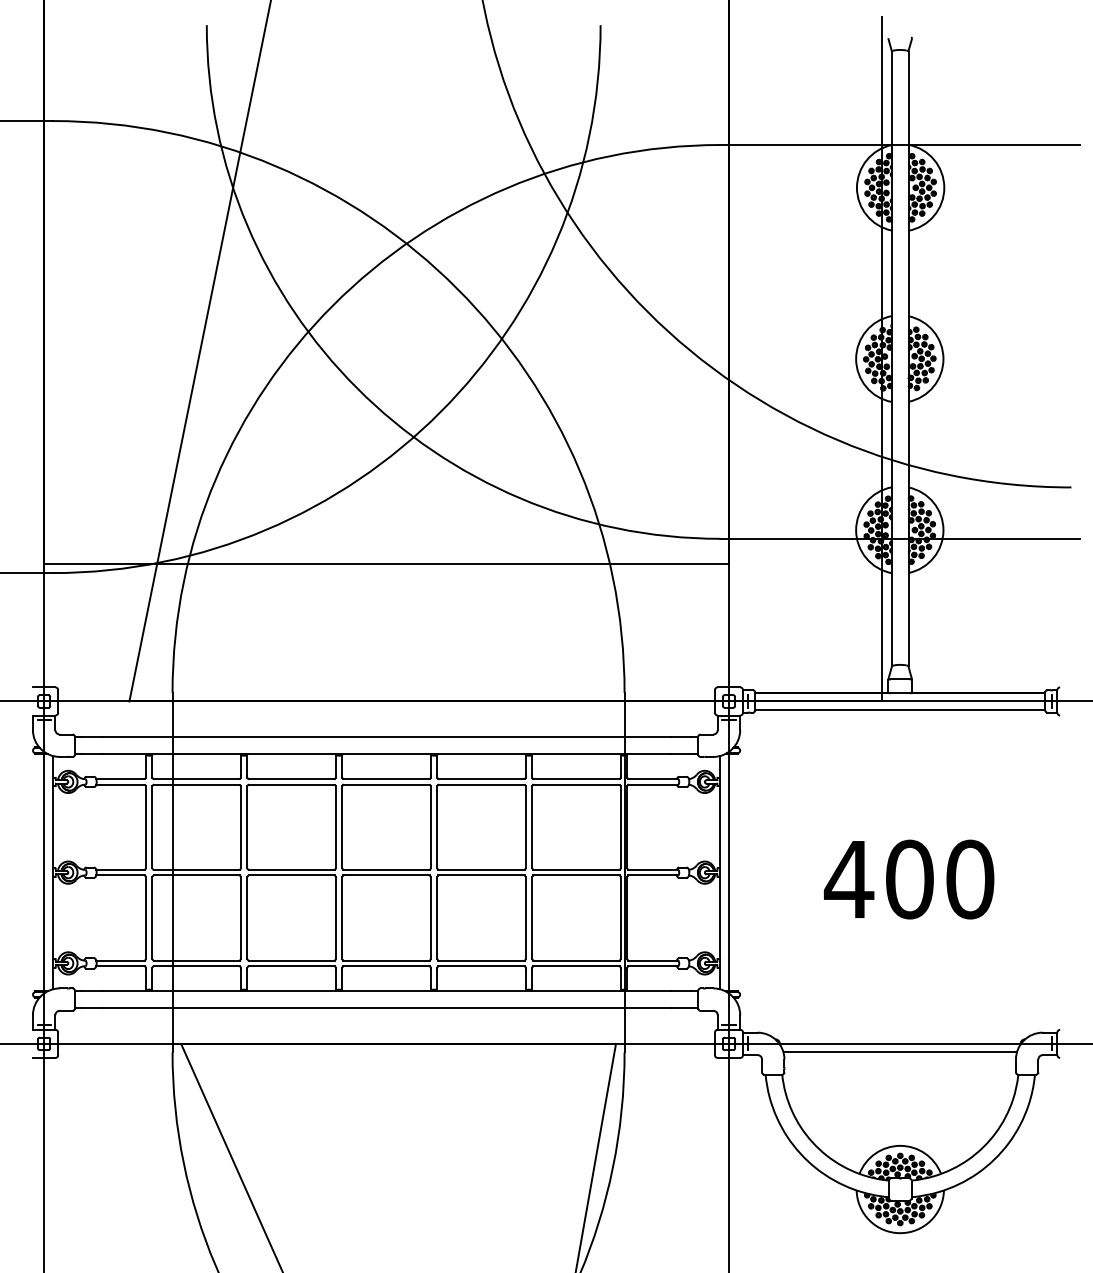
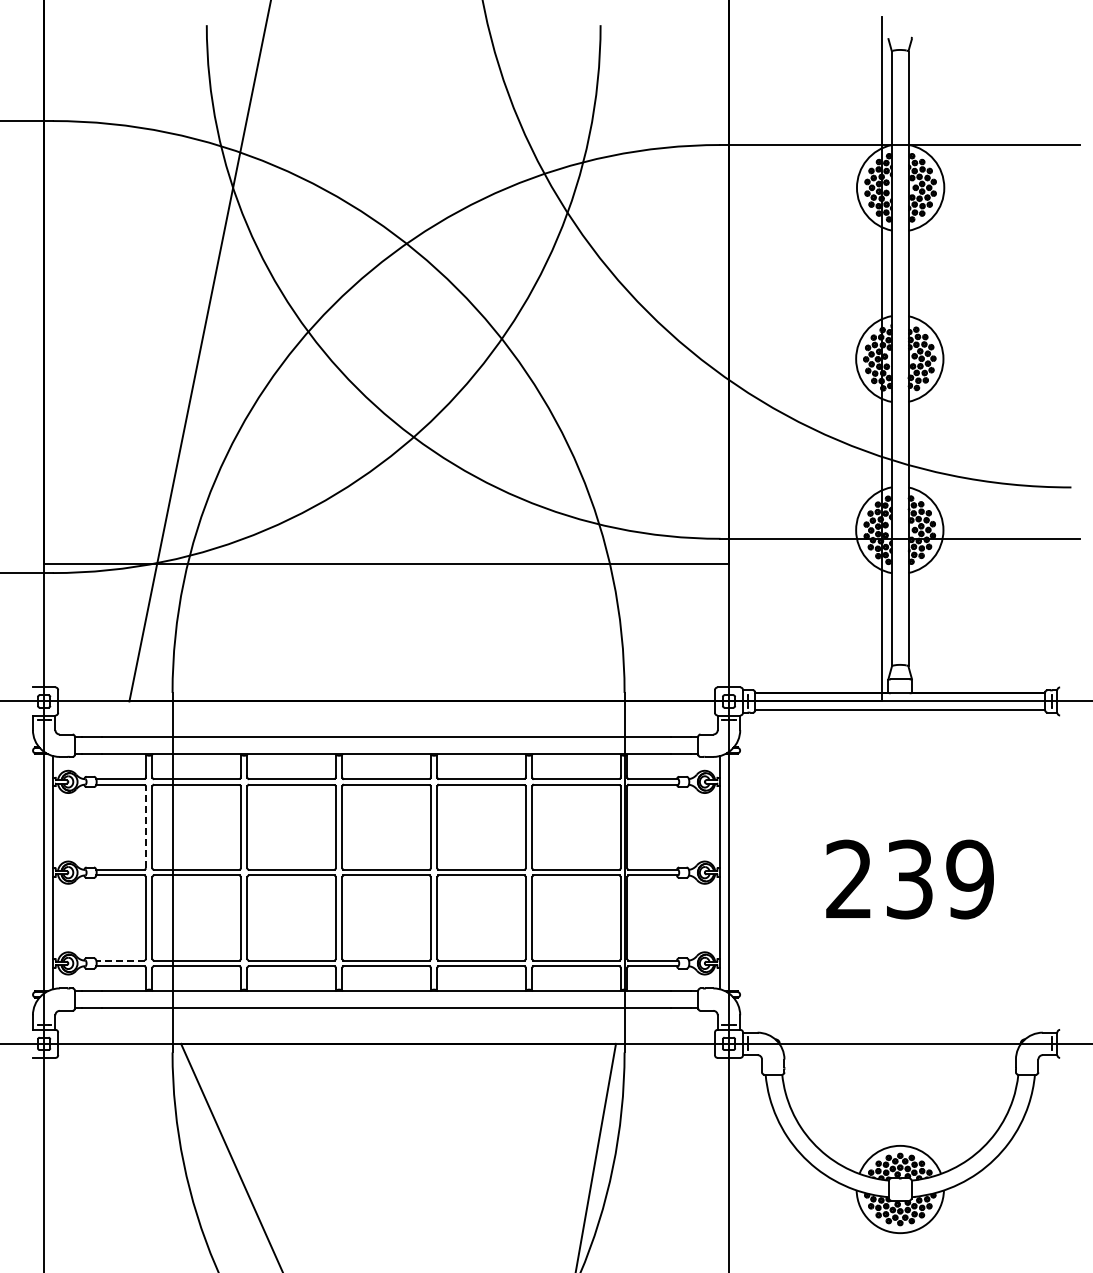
line: solid -> dashed (146, 826)
text: 400 -> 239 (908, 879)
line: solid -> dashed (120, 960)
line: present -> none (899, 1052)
